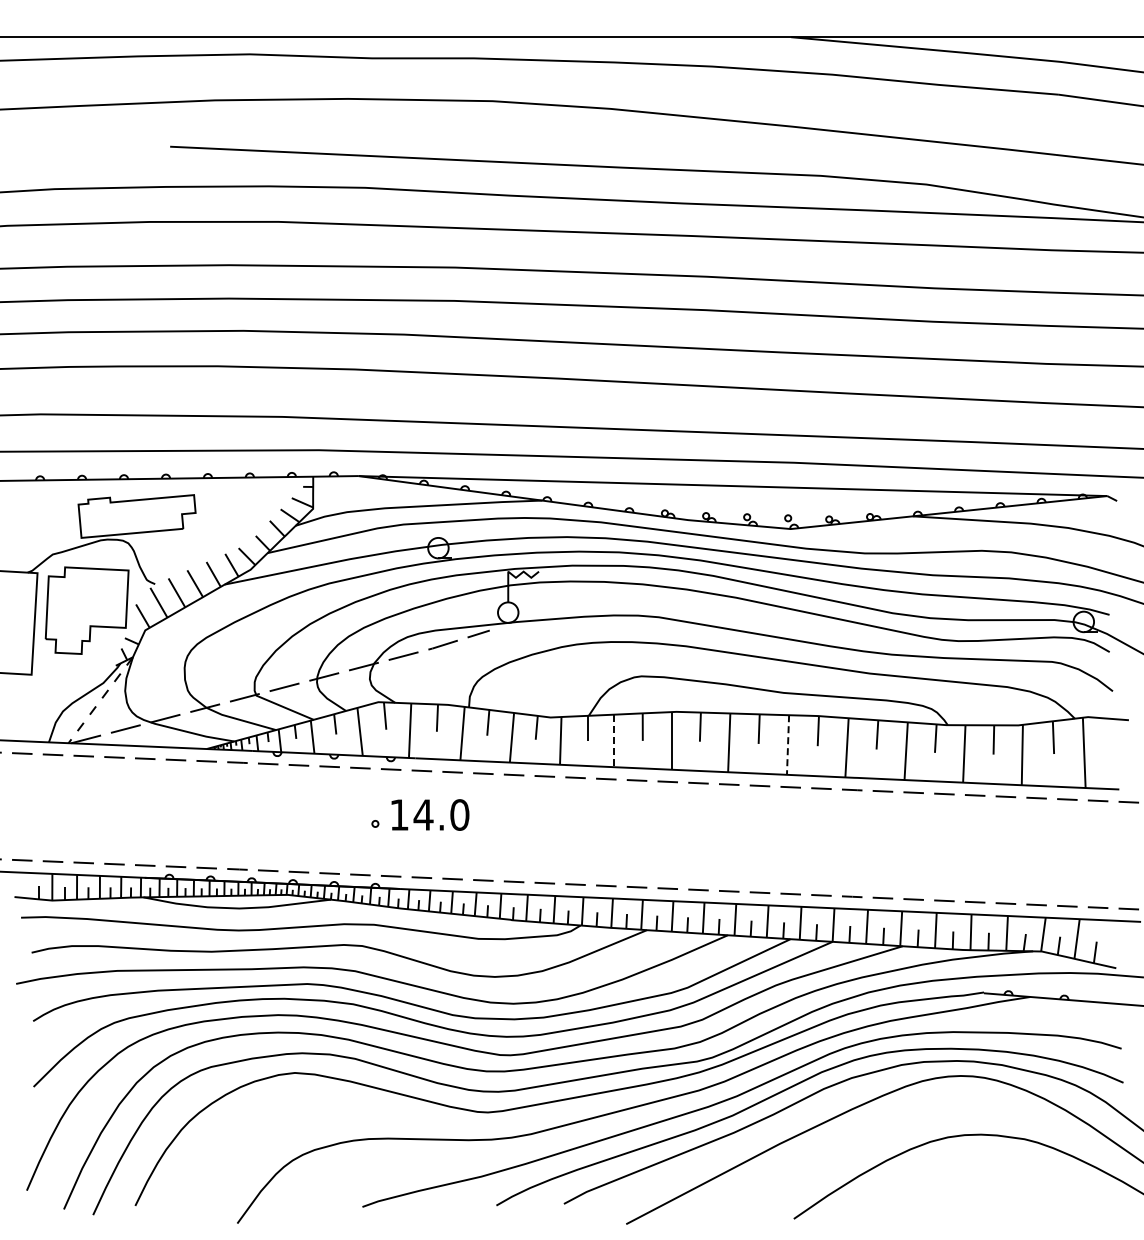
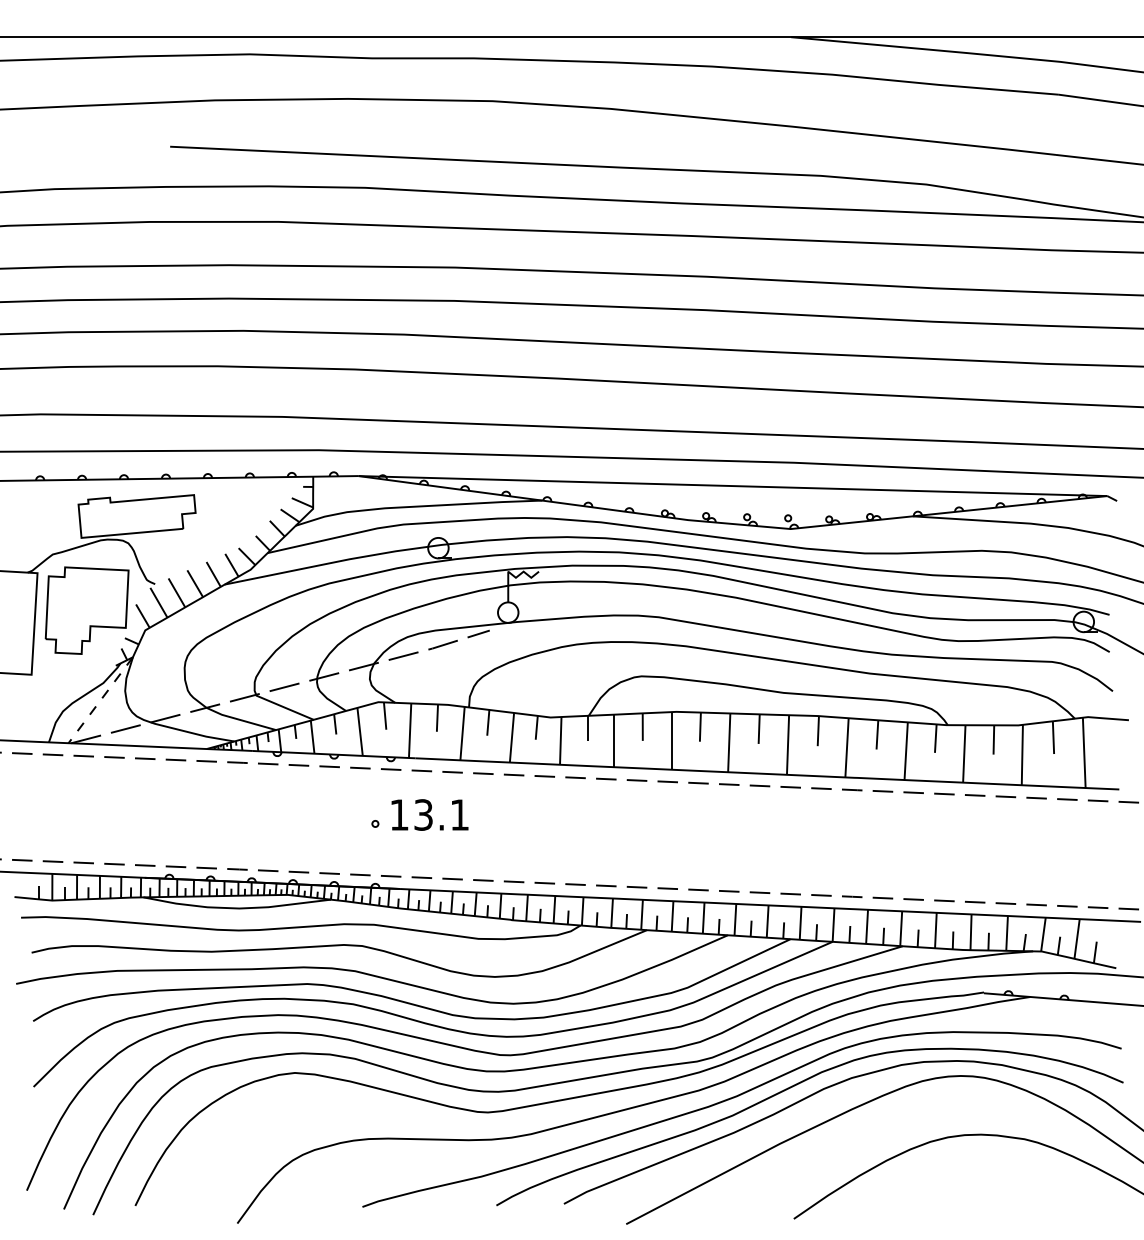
line: dashed -> solid (614, 741)
line: dashed -> solid (788, 745)
text: 14.0 -> 13.1 (441, 814)
